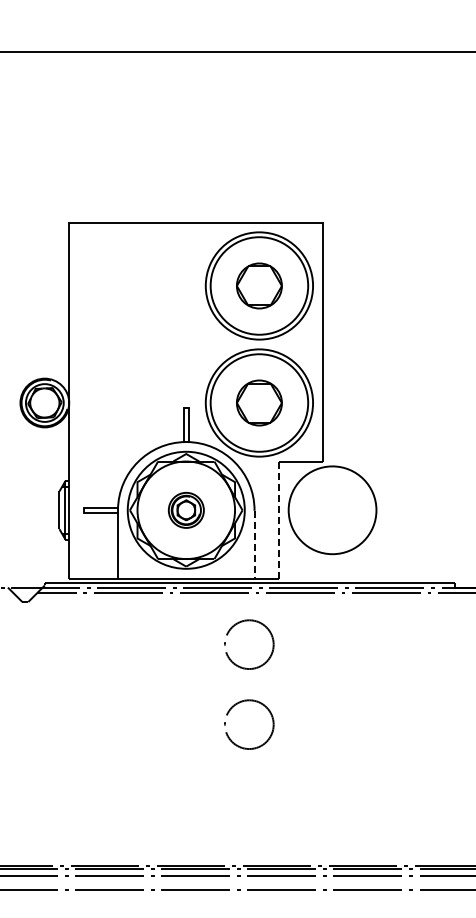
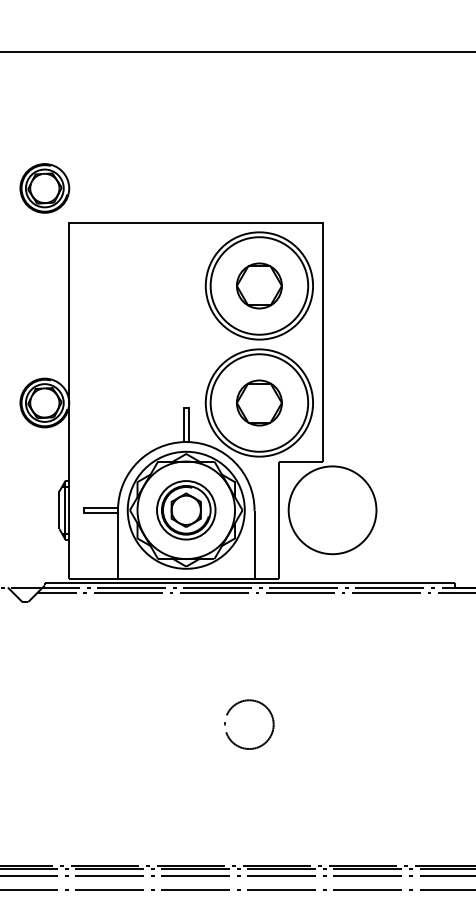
part: none -> present (44, 188)
part size: 38x37 px -> 61x61 px (186, 510)
line: dashed -> solid (278, 520)
line: dashed -> solid (254, 544)
part: present -> none (260, 624)
